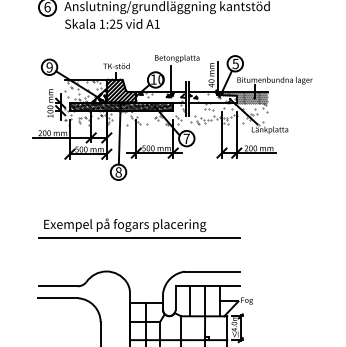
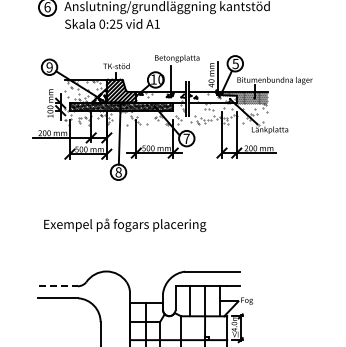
text: 1:25 -> 0:25 (102, 23)
line: present -> none (138, 237)
line: solid -> dashed (58, 286)
